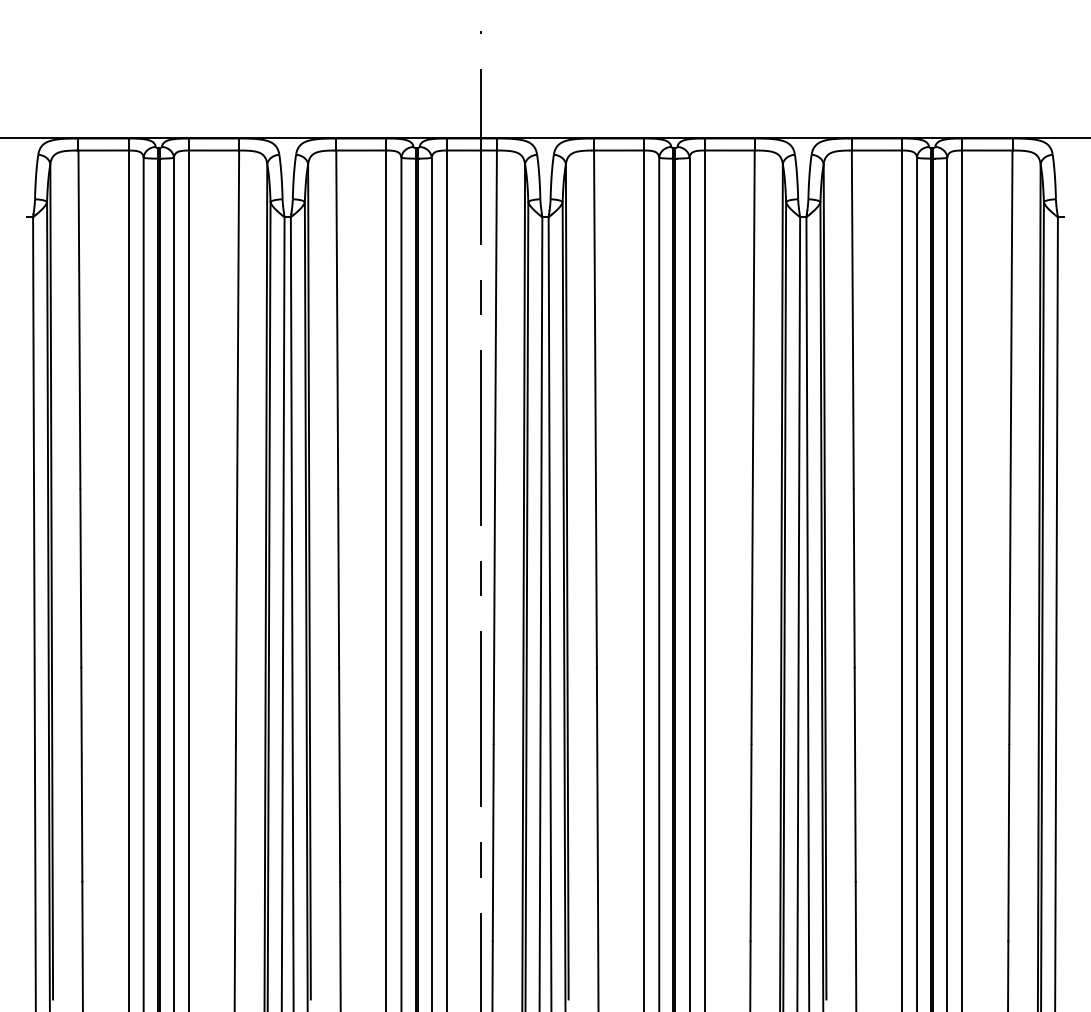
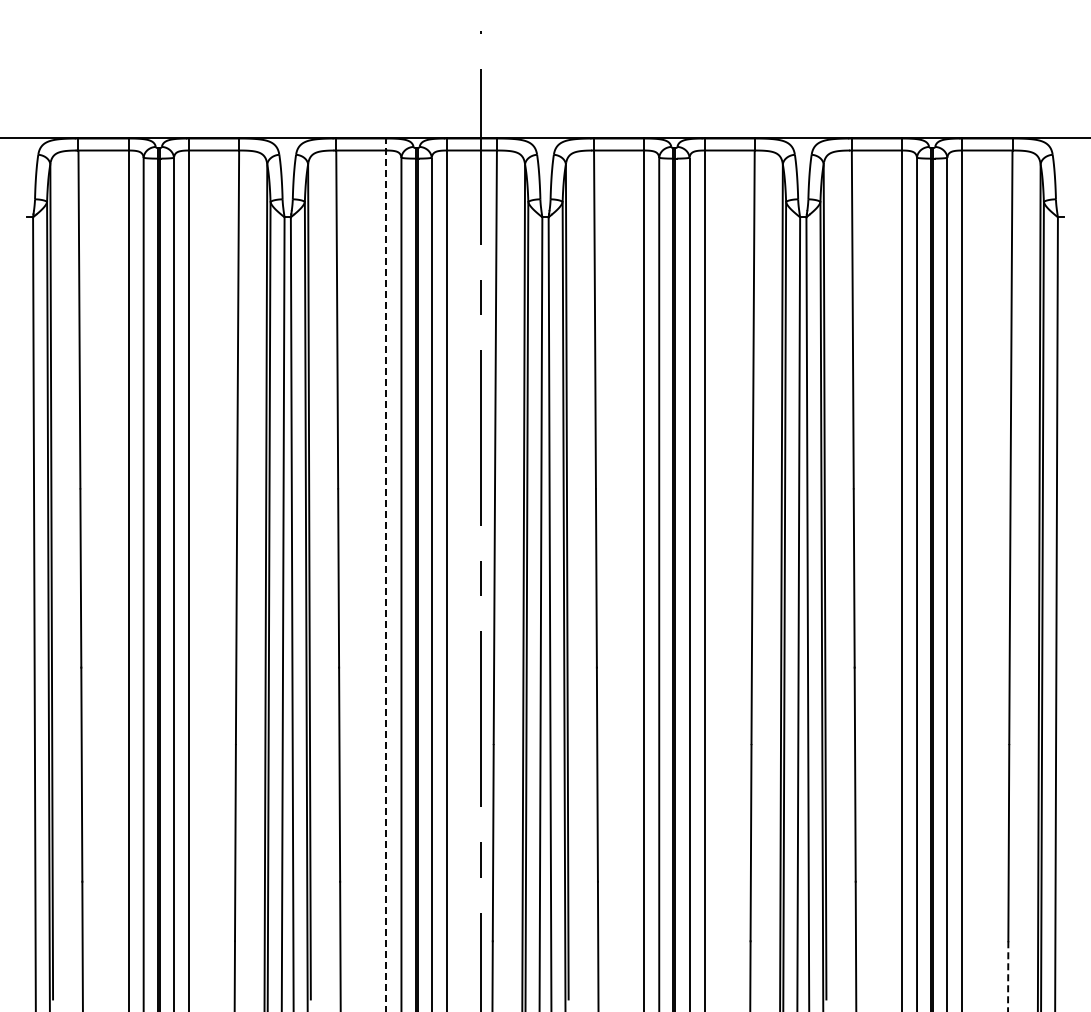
line: solid -> dashed (386, 574)
line: solid -> dashed (1008, 976)
